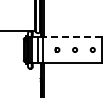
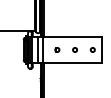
line: dashed -> solid (72, 36)
